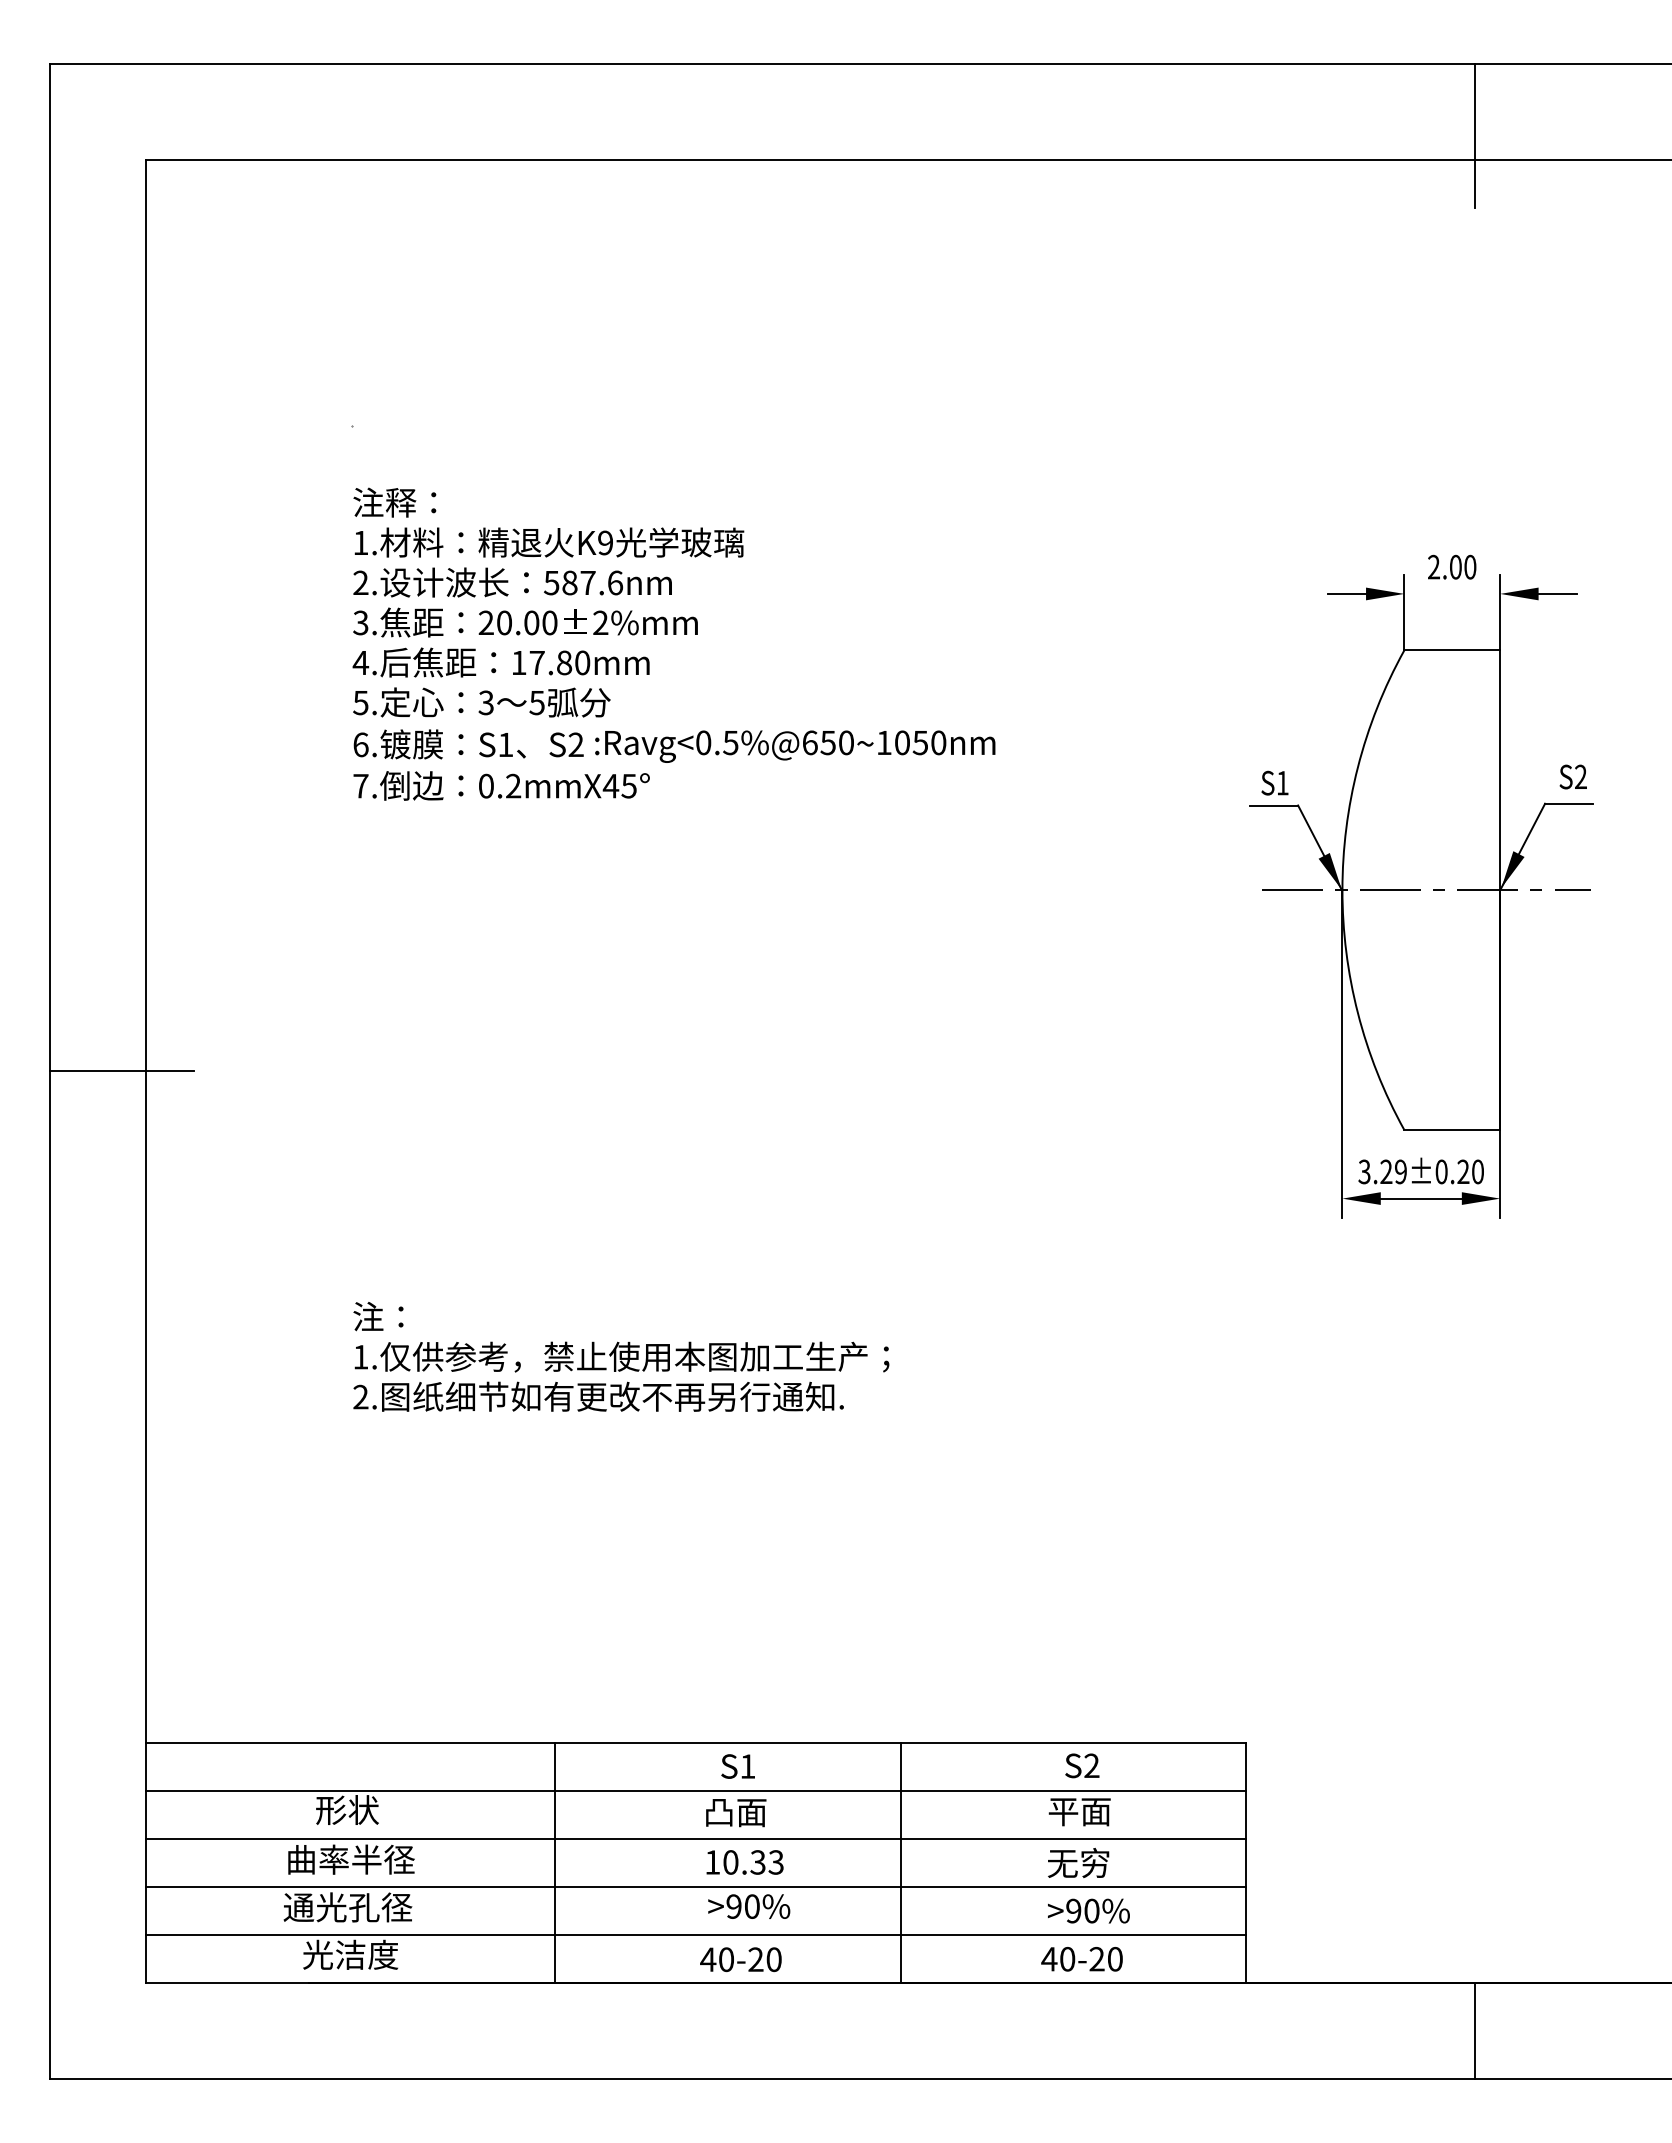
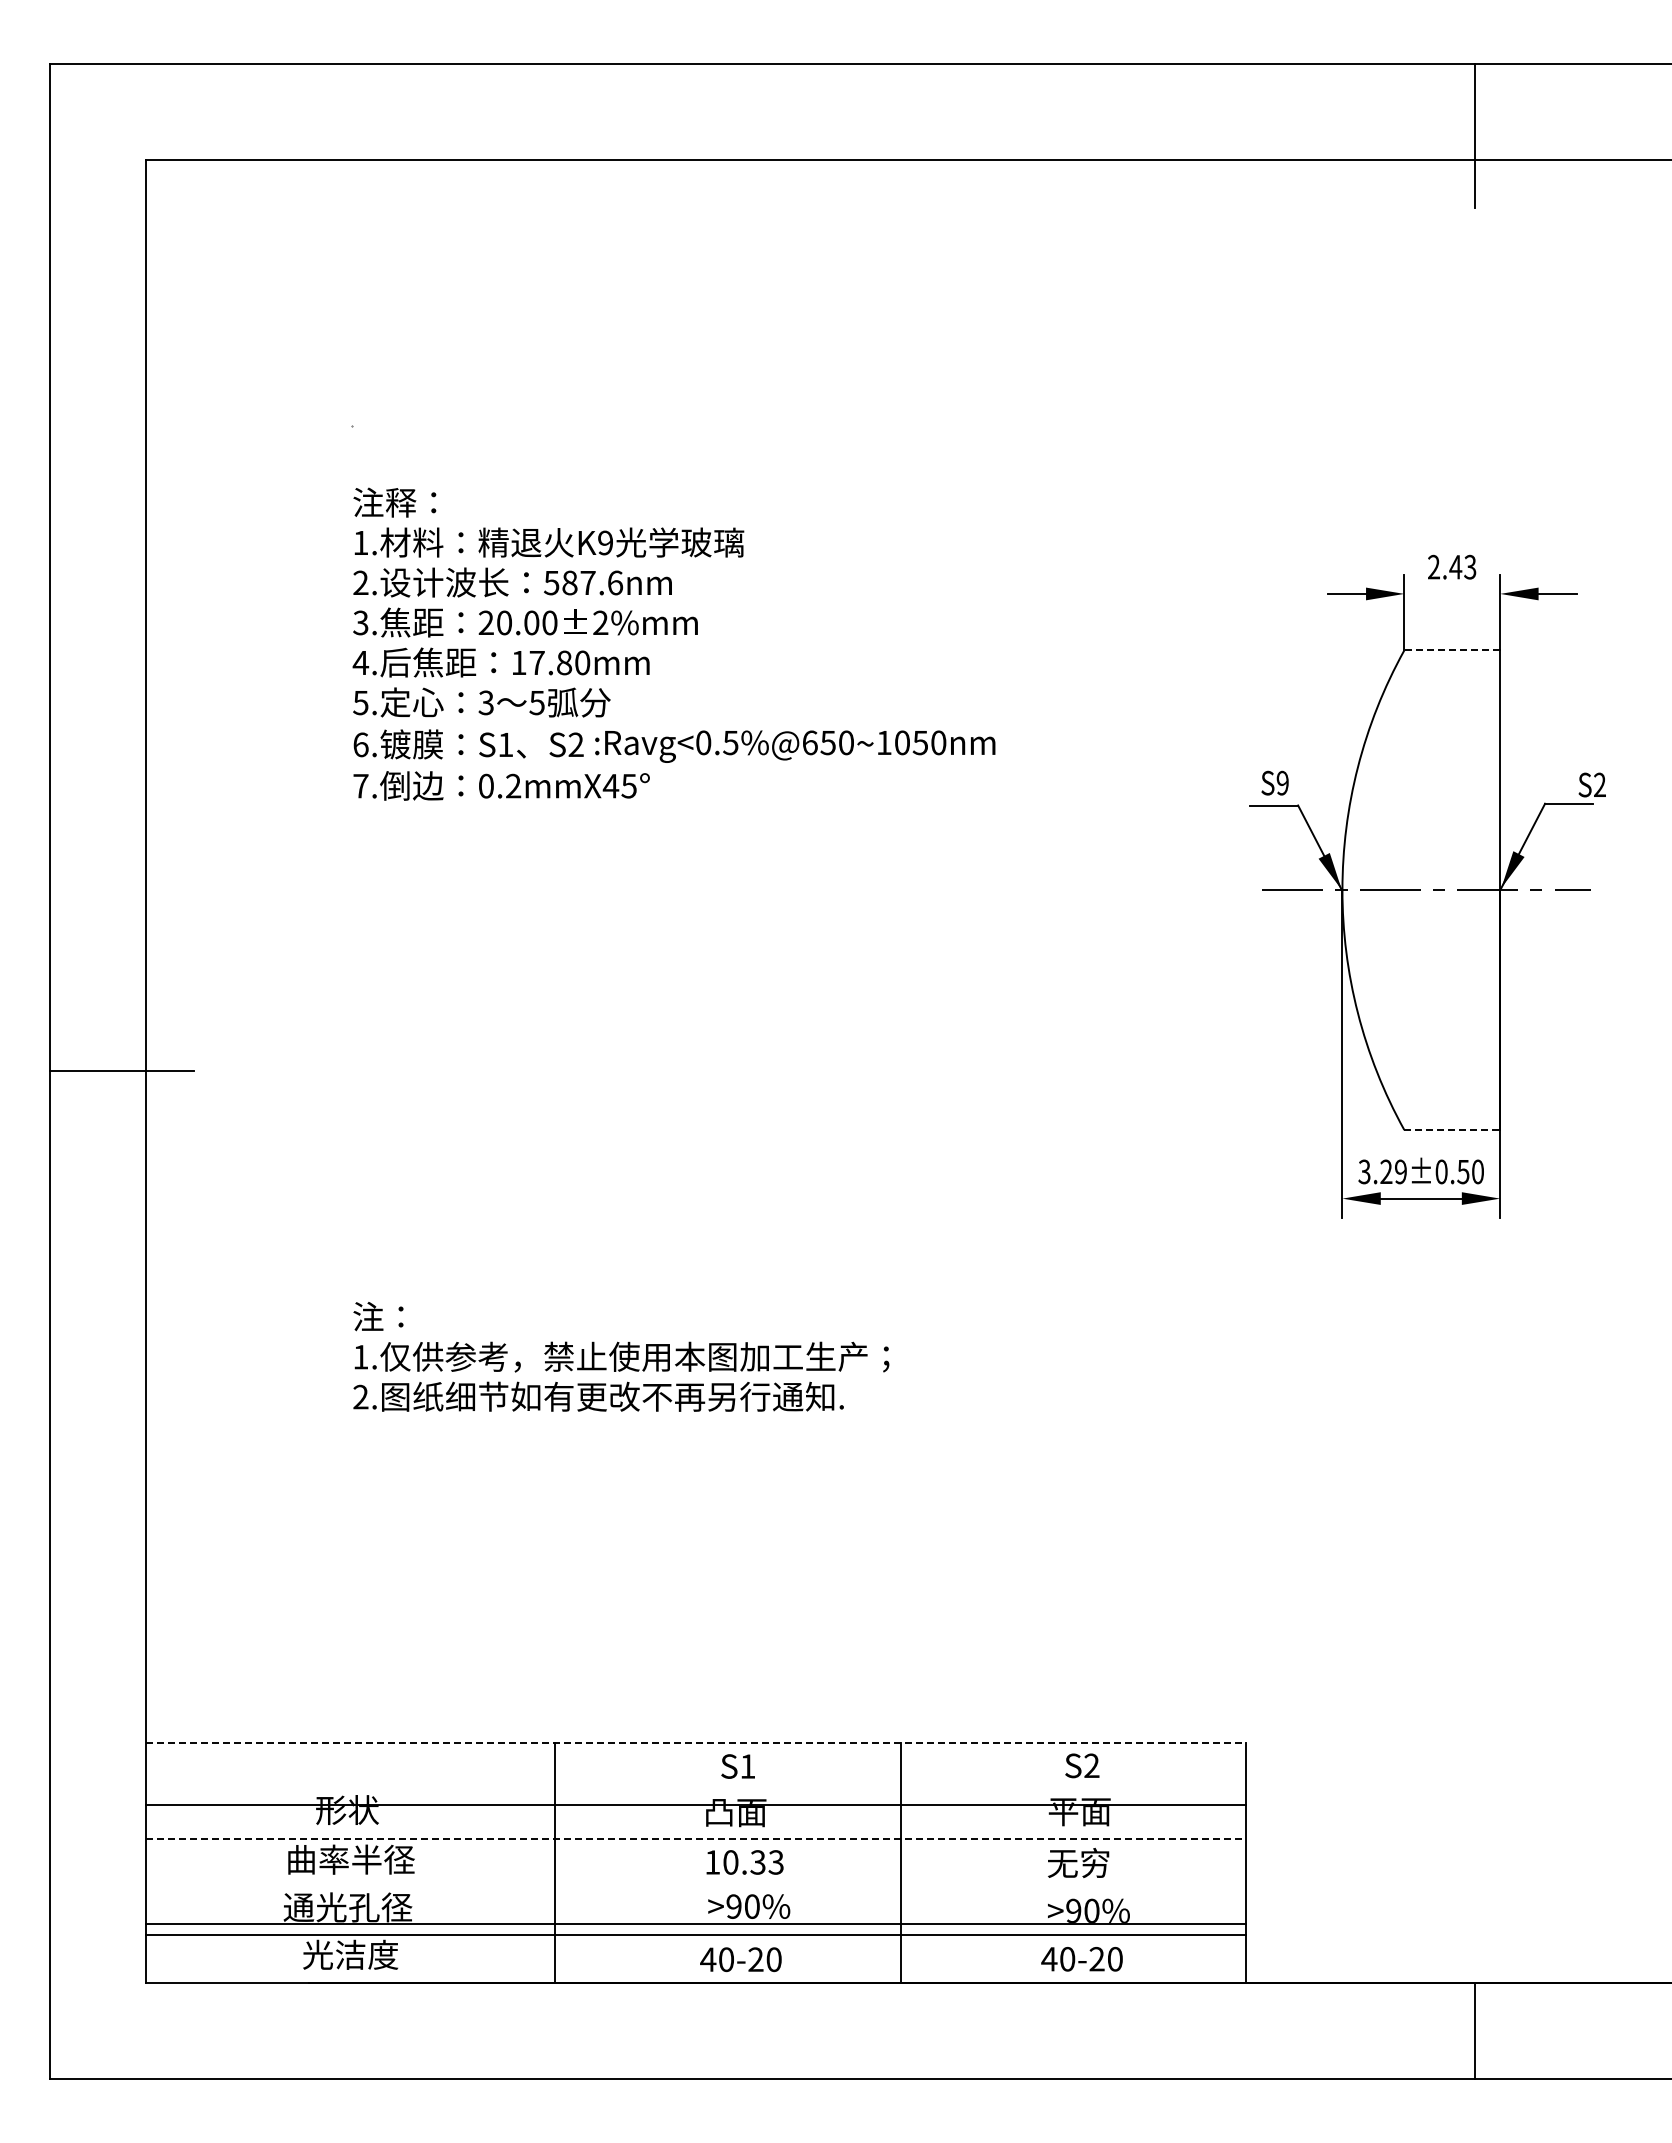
text: 2.00 -> 2.43 (1462, 566)
line: solid -> dashed (1452, 650)
text position: (1572, 776) -> (1591, 784) (1591, 784)
text: S1 -> S9 (1282, 782)
line: solid -> dashed (1452, 1130)
text: 3.29±0.20 -> 3.29±0.50 (1463, 1171)
line: solid -> dashed (695, 1742)
line position: (695, 1790) -> (695, 1804) (695, 1804)
line: solid -> dashed (695, 1838)
line position: (695, 1886) -> (695, 1923) (695, 1923)
